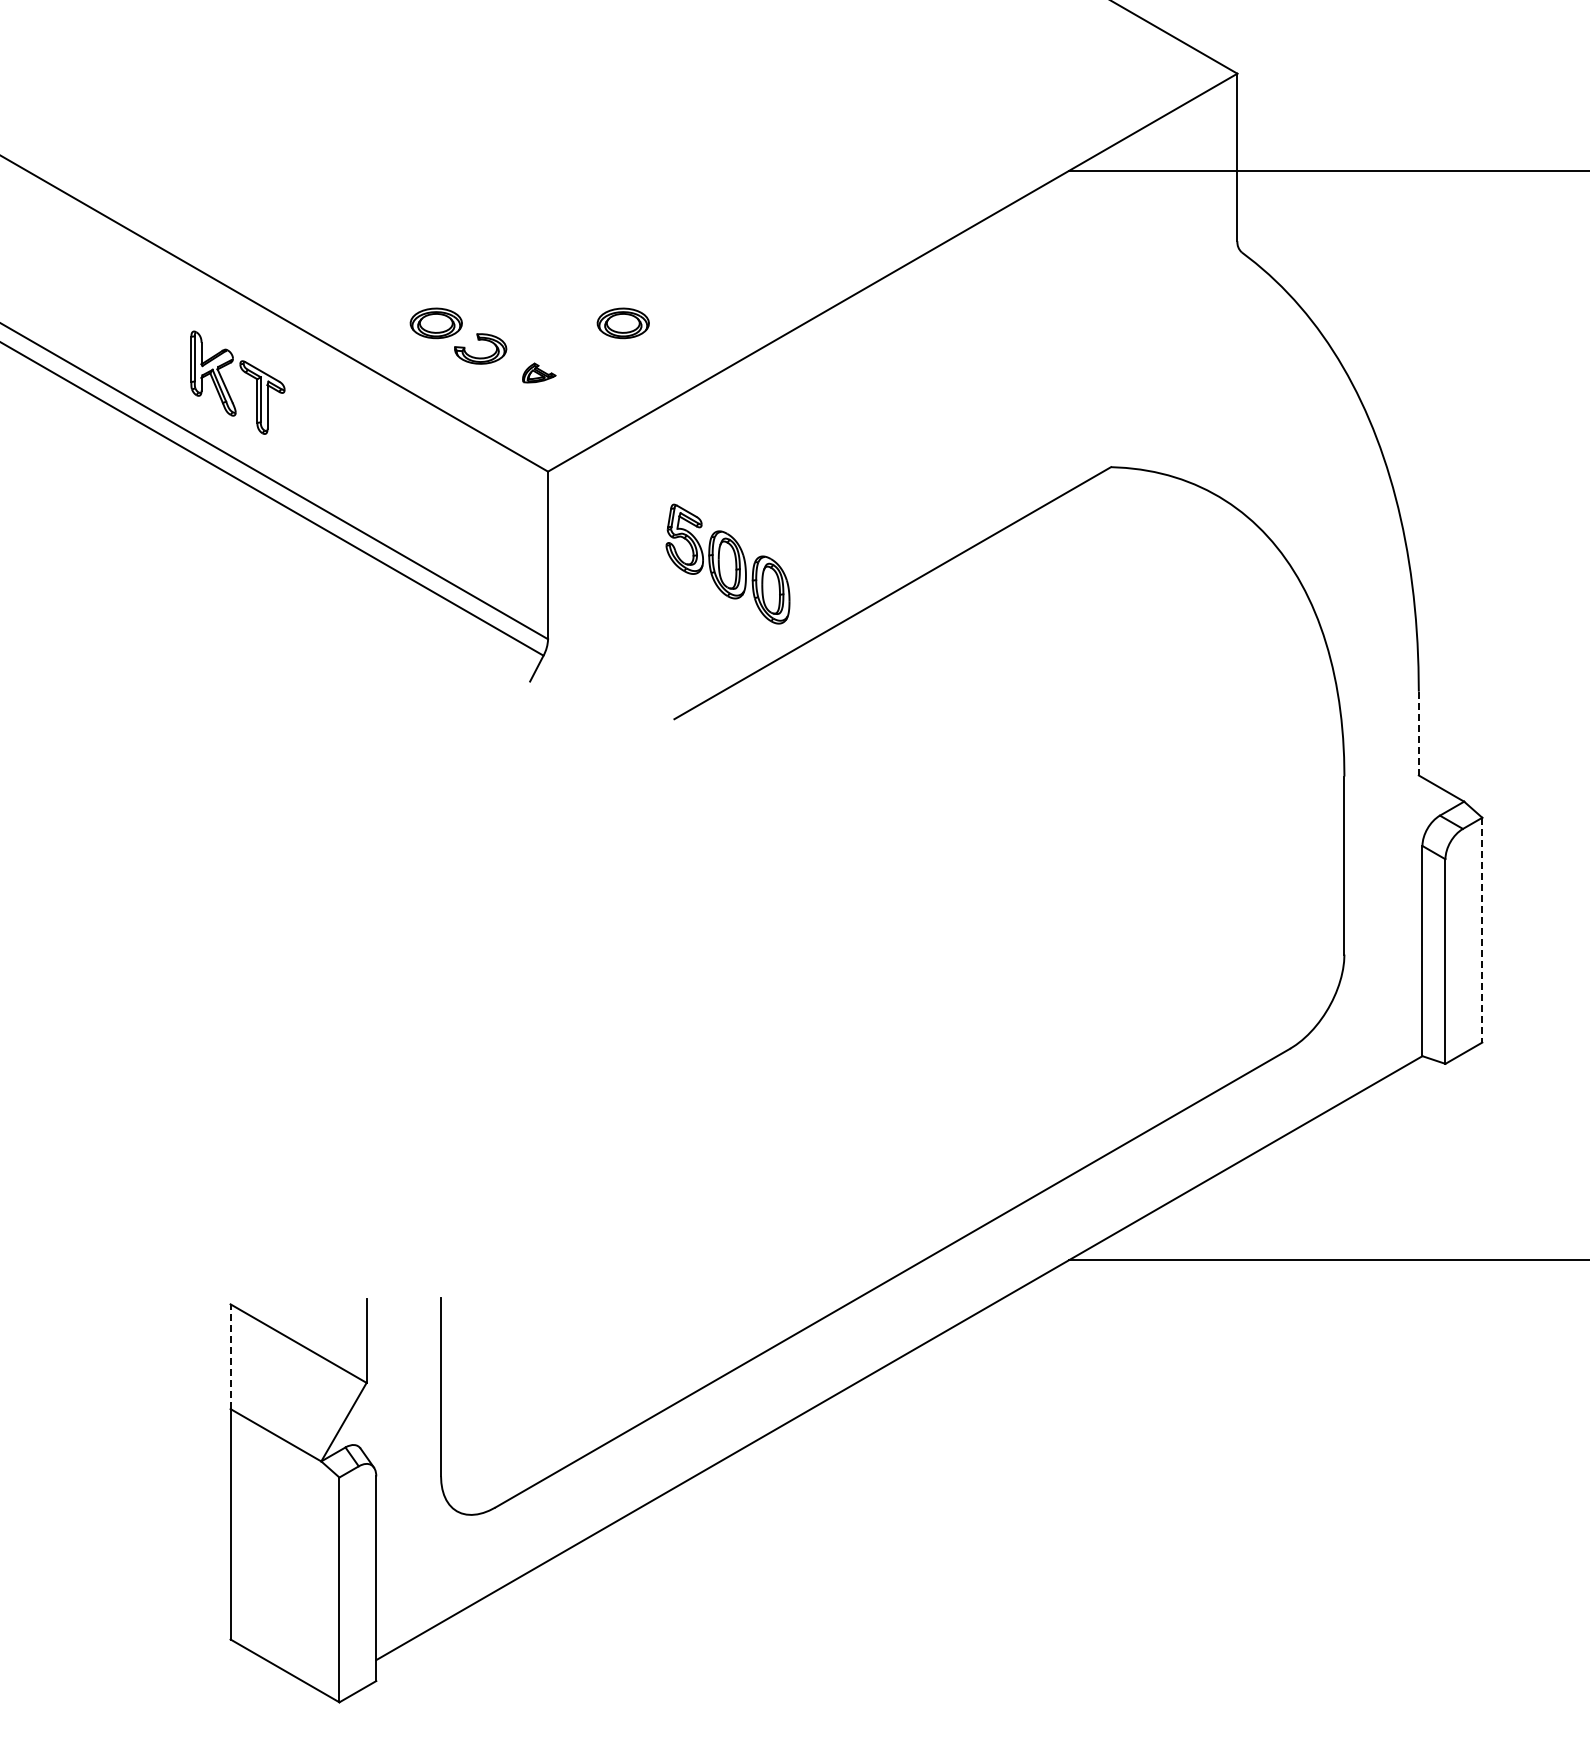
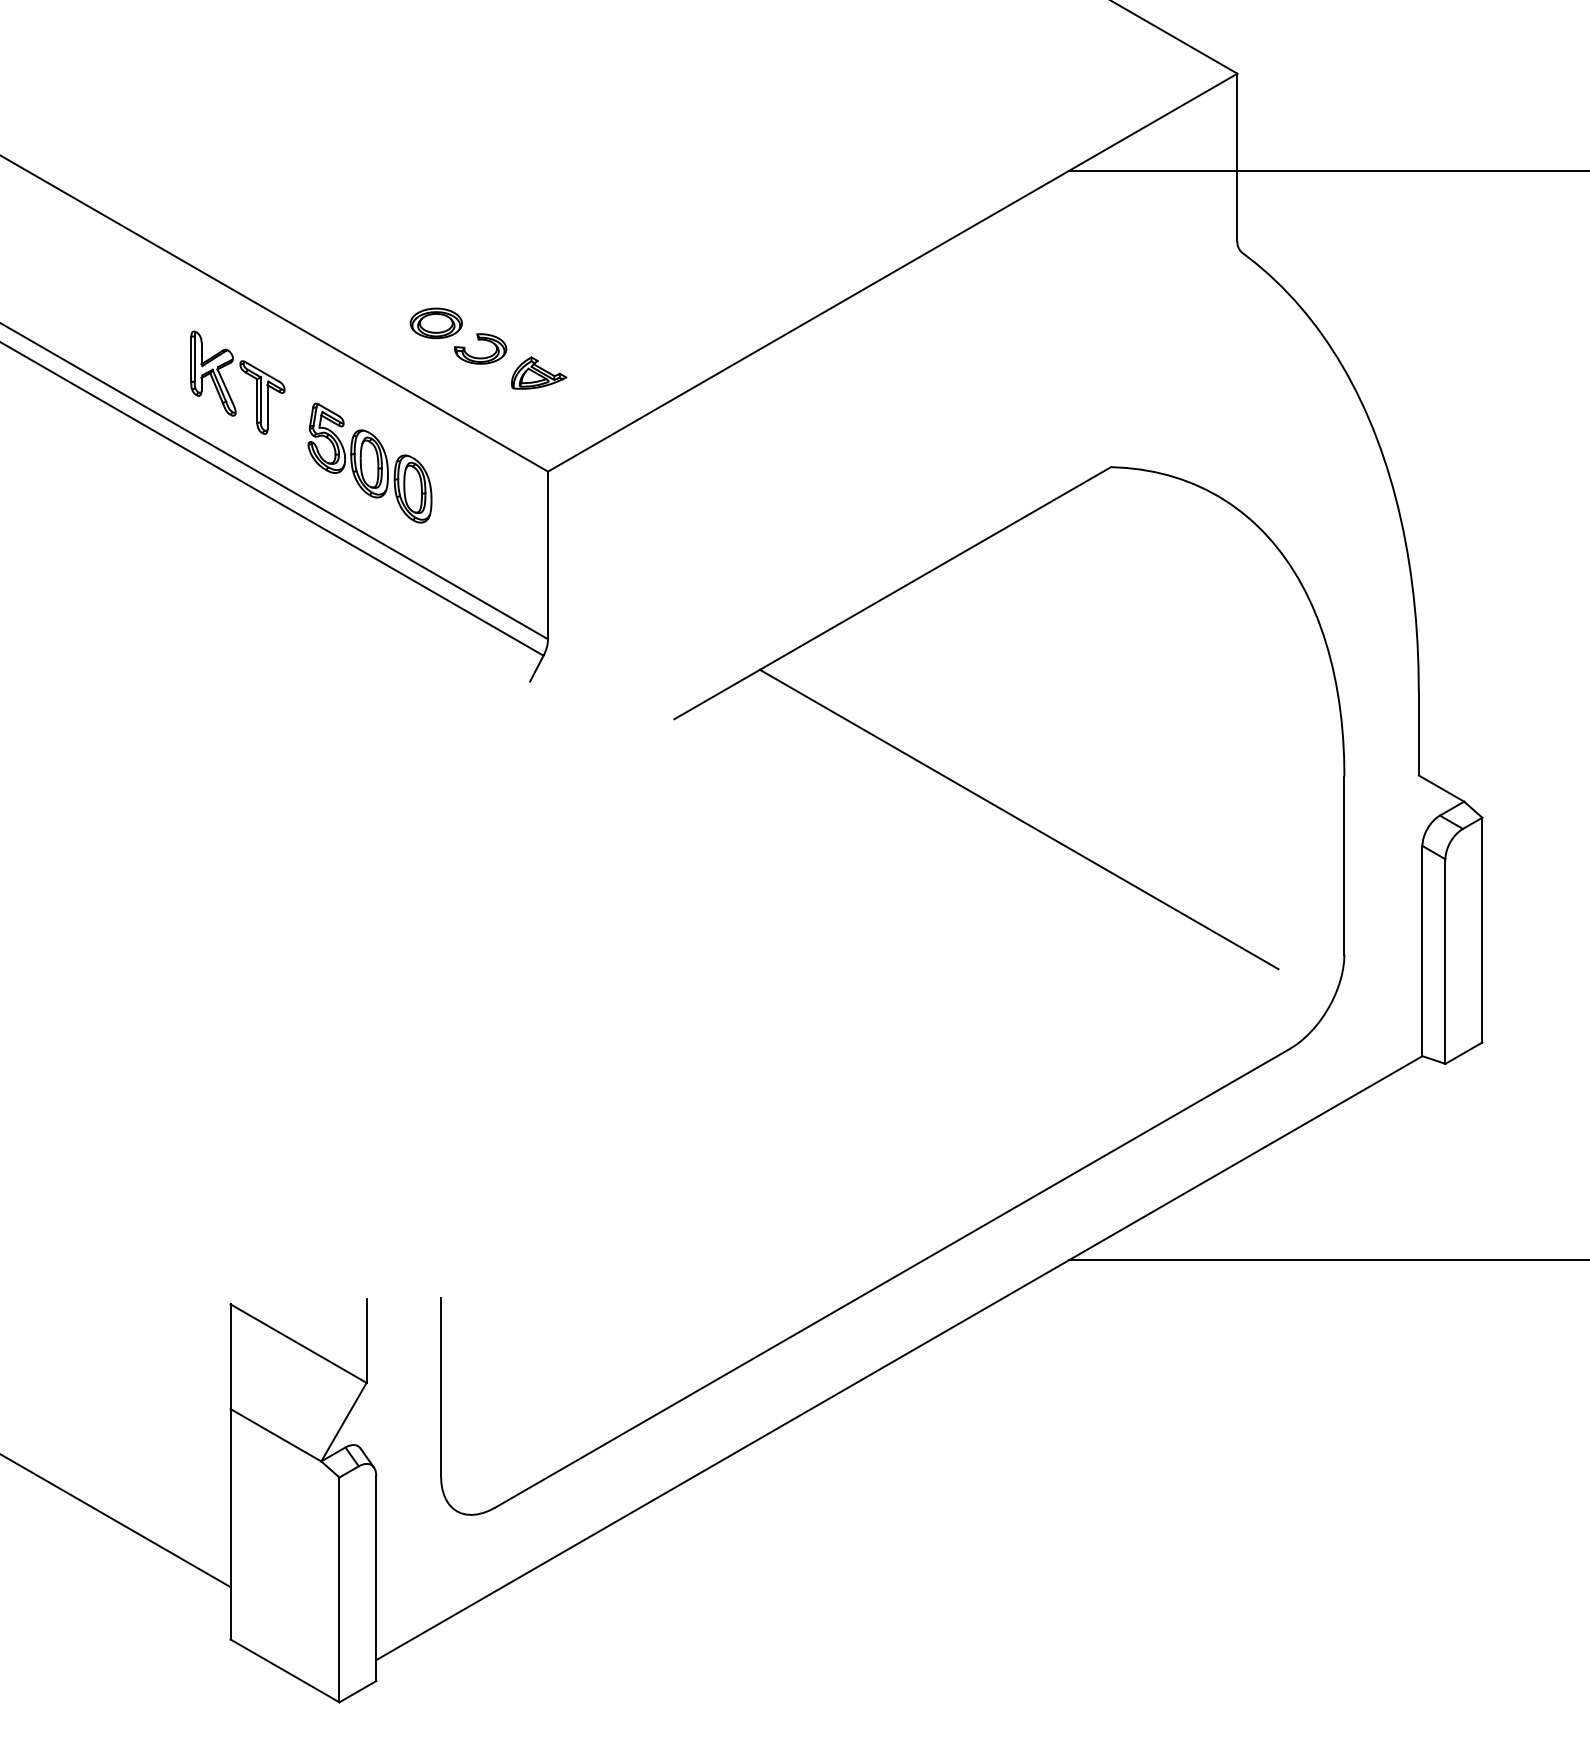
part: present -> none (622, 323)
part size: 35x22 px -> 57x34 px (539, 372)
part position: (727, 563) -> (369, 462) (369, 462)
line: dashed -> solid (1418, 733)
line: none -> present (1018, 819)
line: dashed -> solid (1482, 930)
line: dashed -> solid (230, 1356)
line: none -> present (116, 1521)
